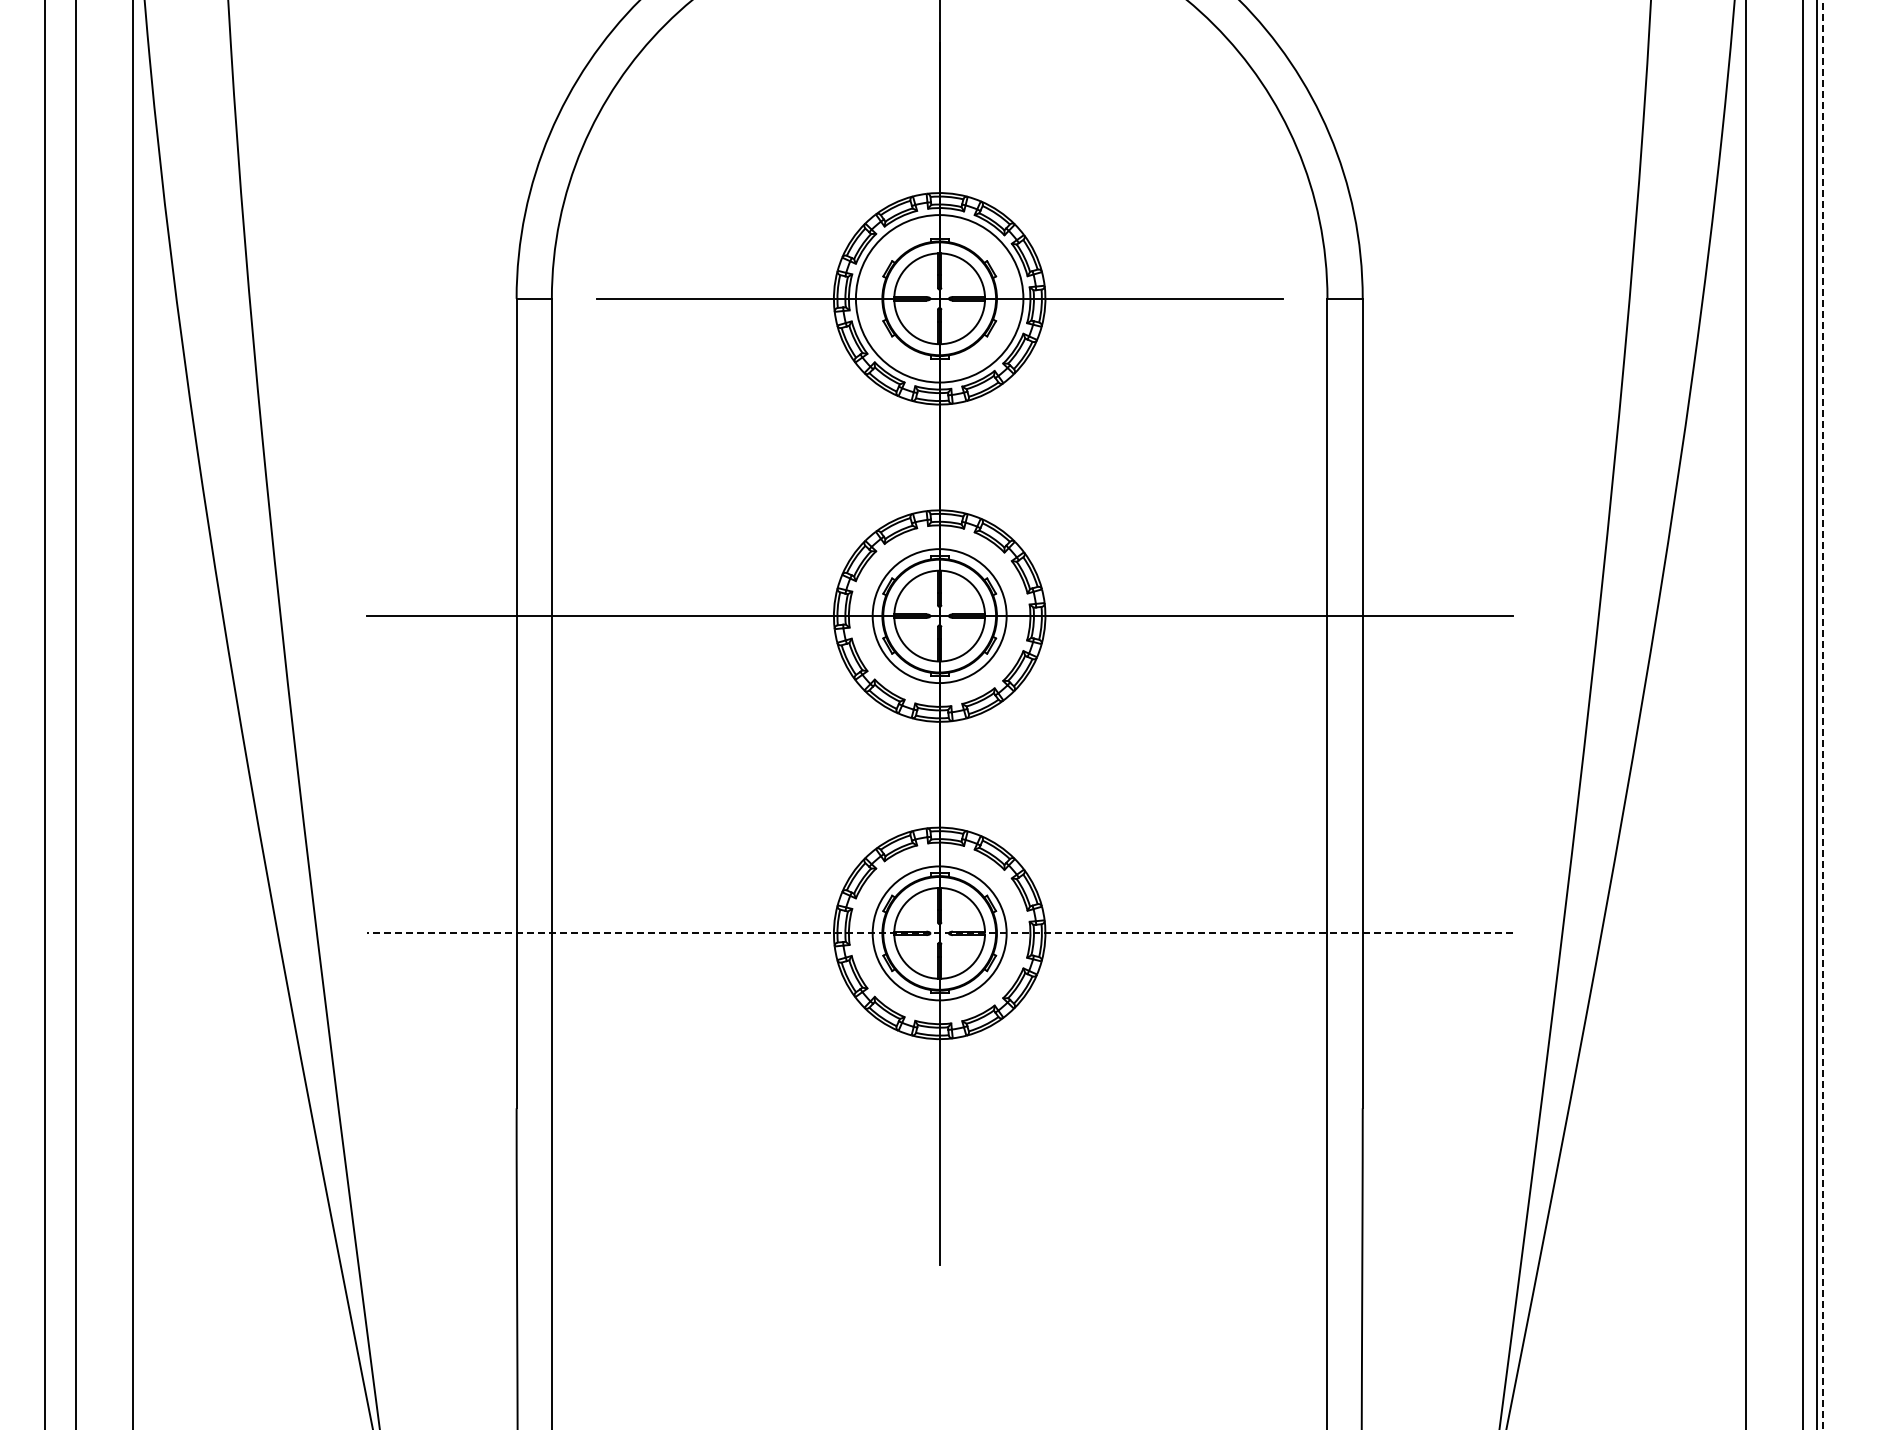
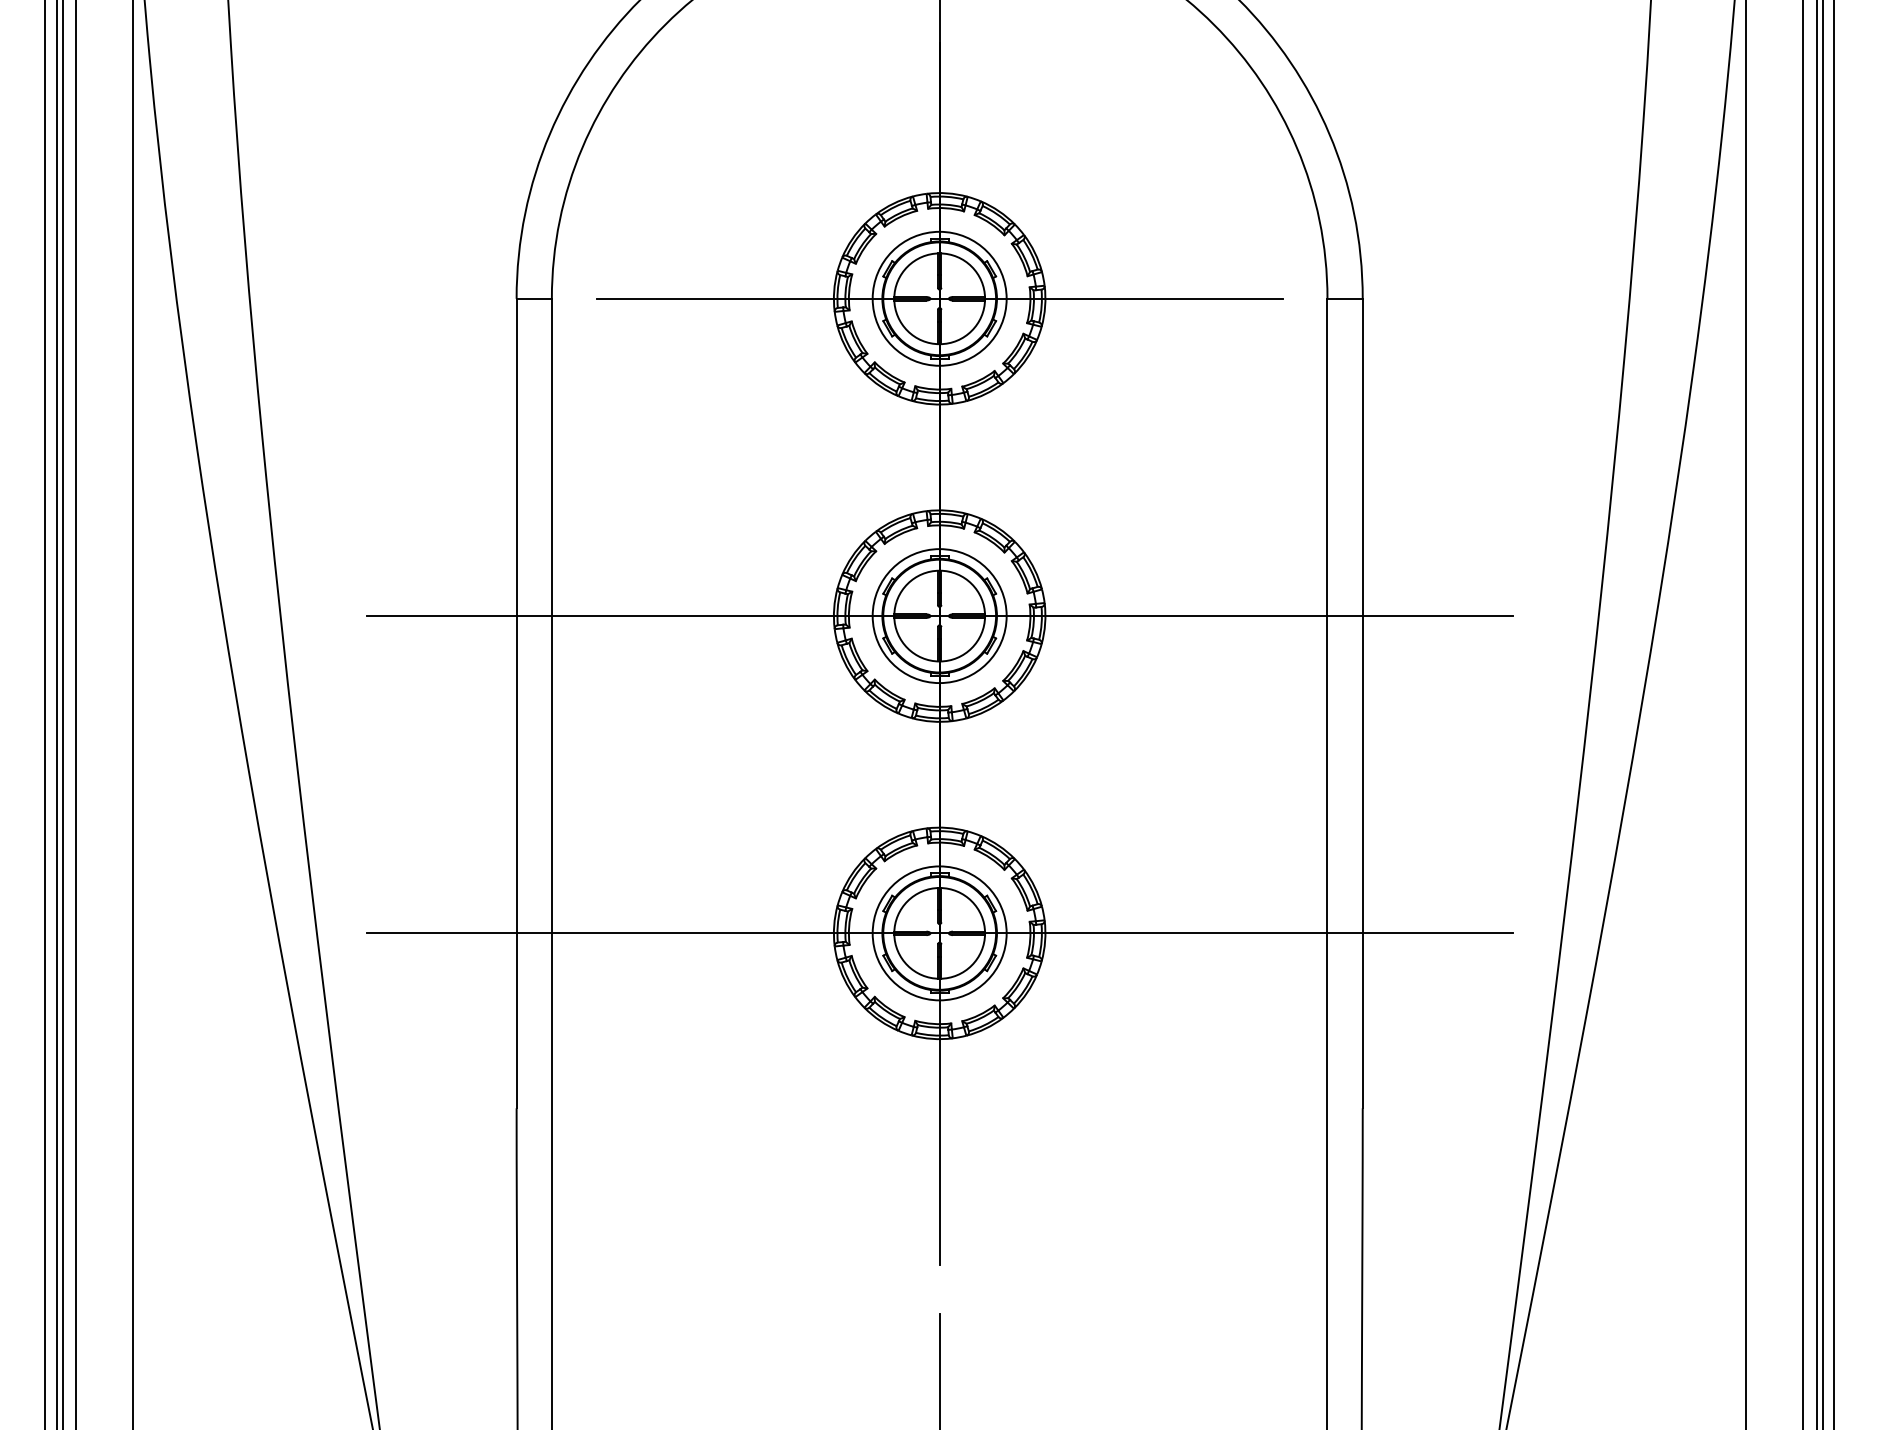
circle diameter: 167 px -> 134 px (939, 298)
line: none -> present (56, 714)
line: none -> present (62, 714)
line: dashed -> solid (1822, 714)
line: none -> present (1834, 714)
line: dashed -> solid (939, 933)
line: none -> present (939, 1369)
